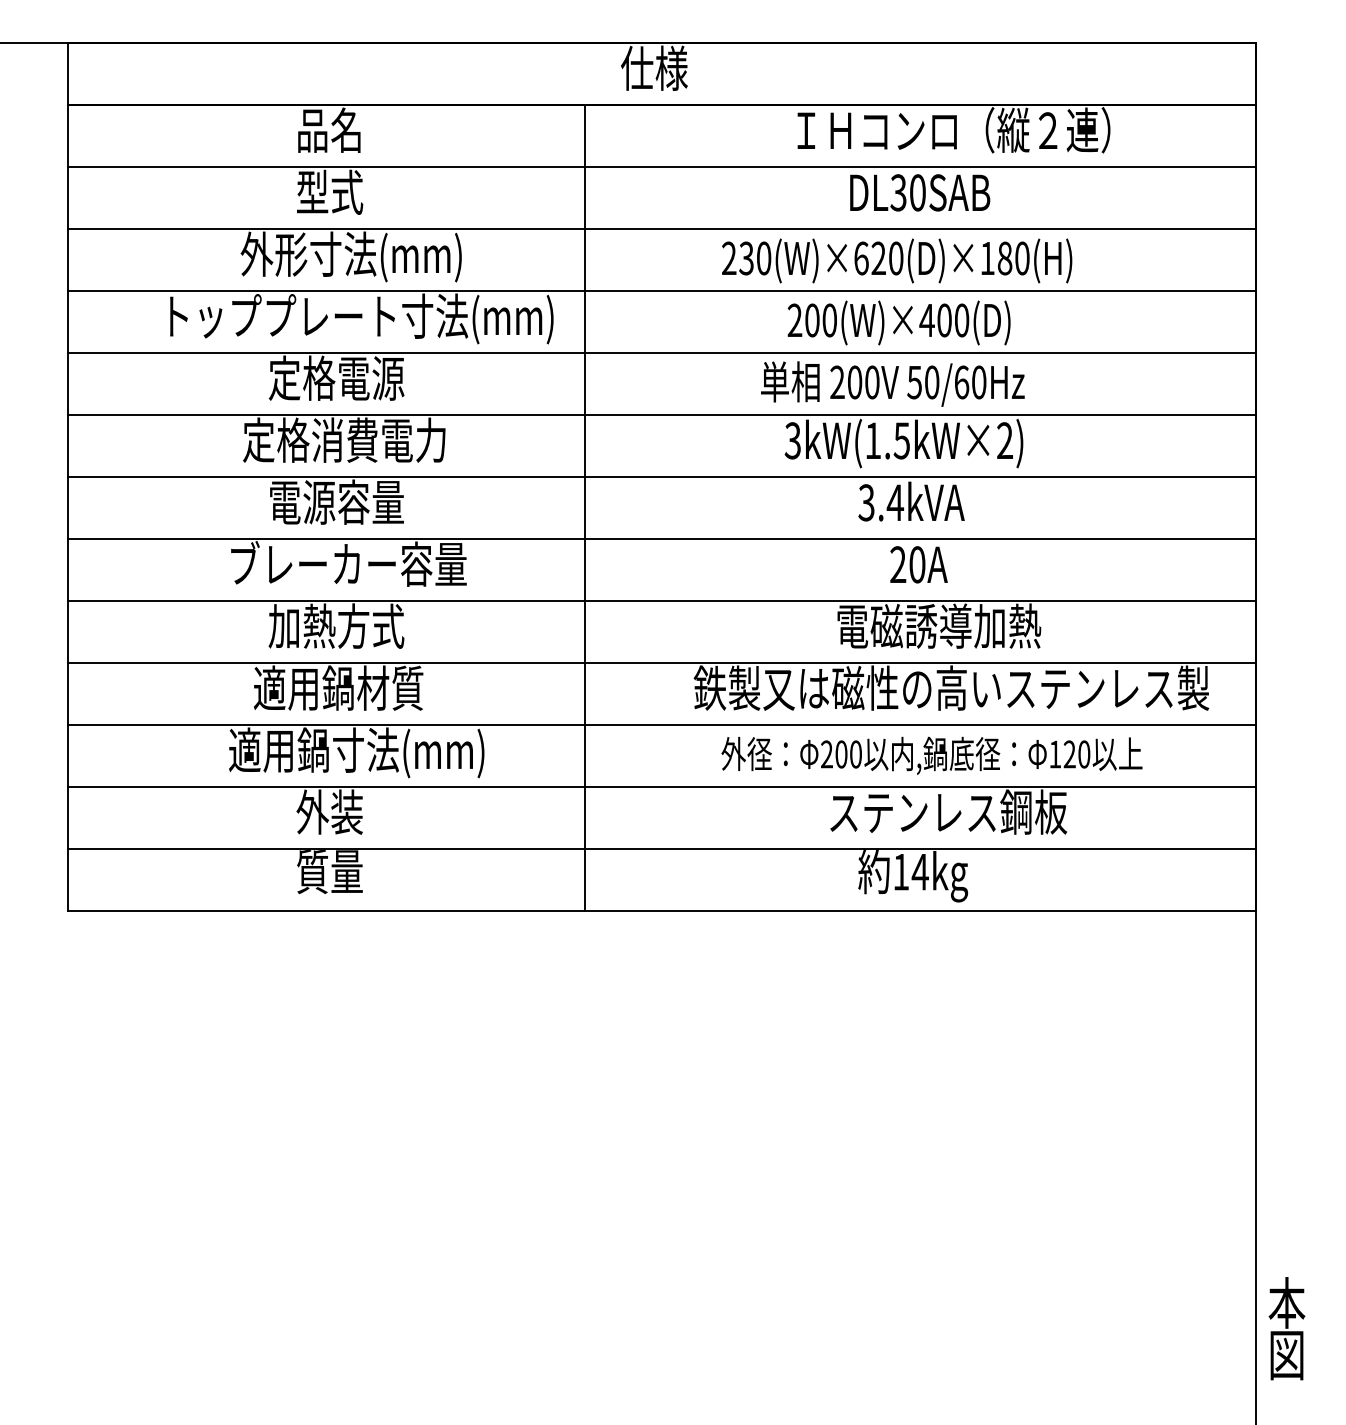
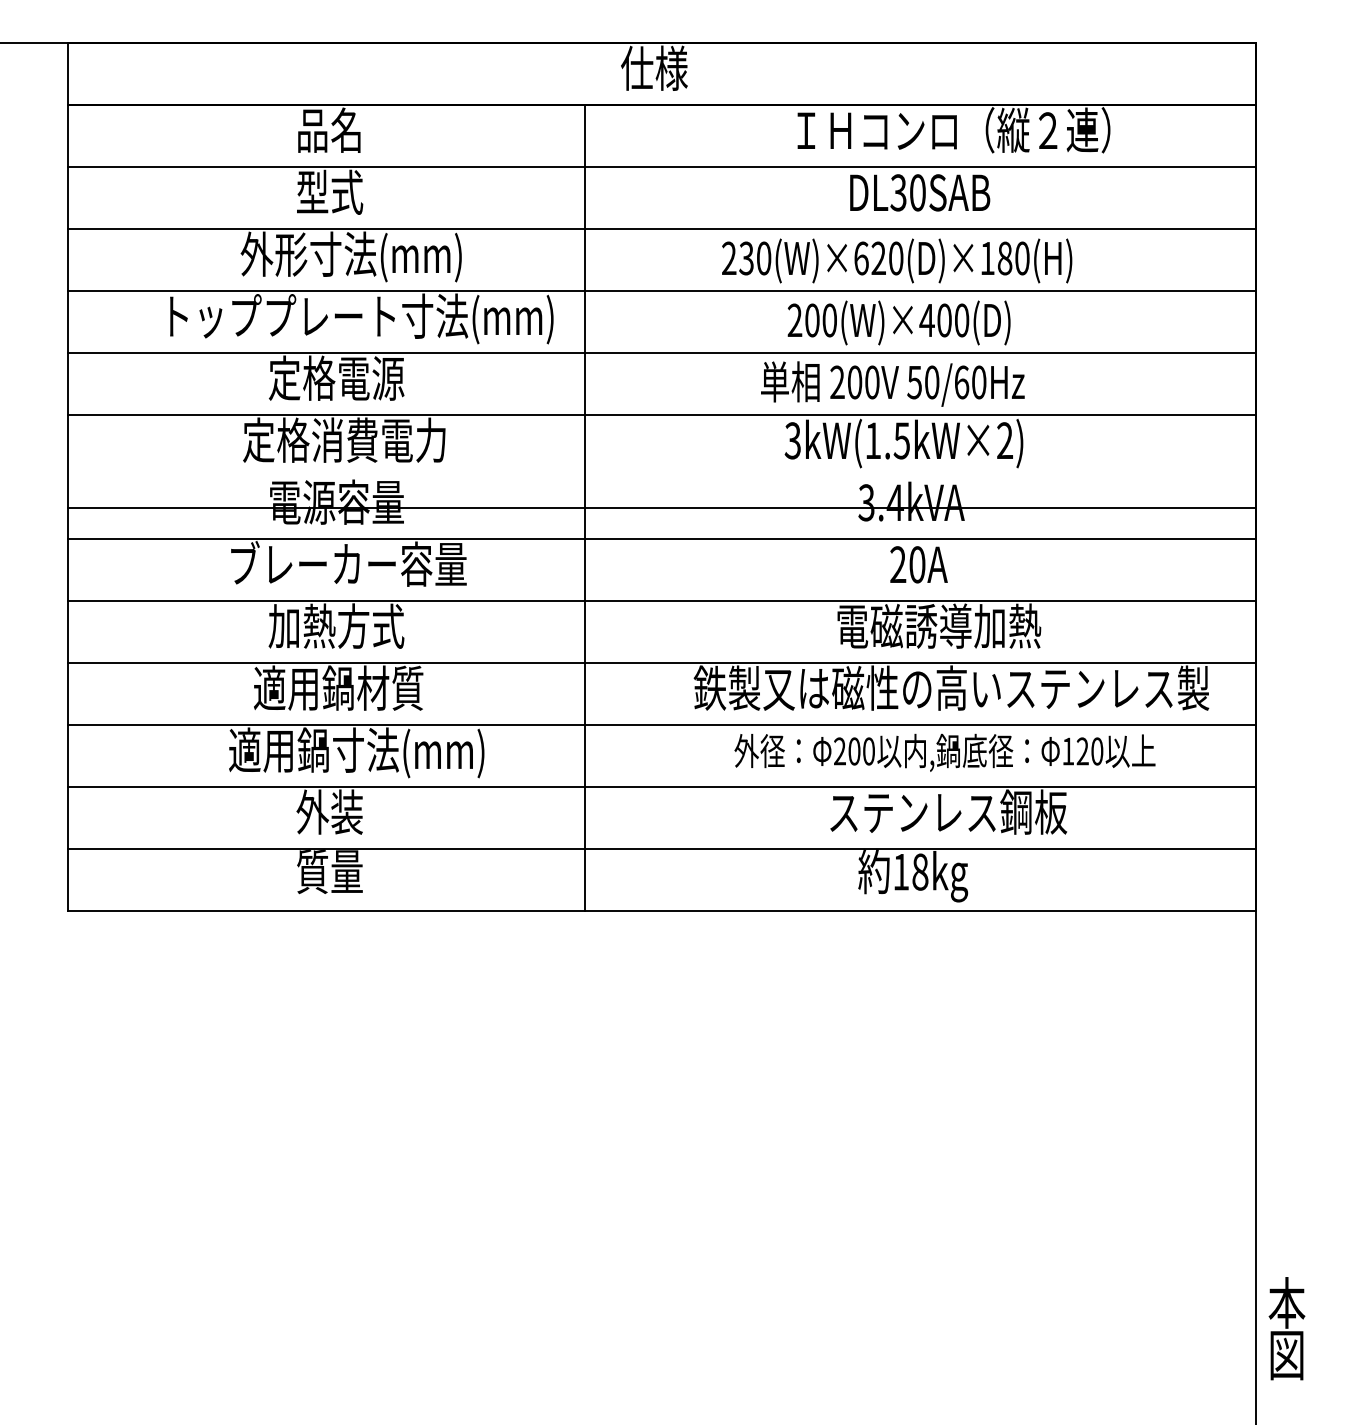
line position: (661, 476) -> (661, 507) (661, 507)
text position: (931, 755) -> (944, 752) (944, 752)
text: 14kg -> 18kg (919, 871)
